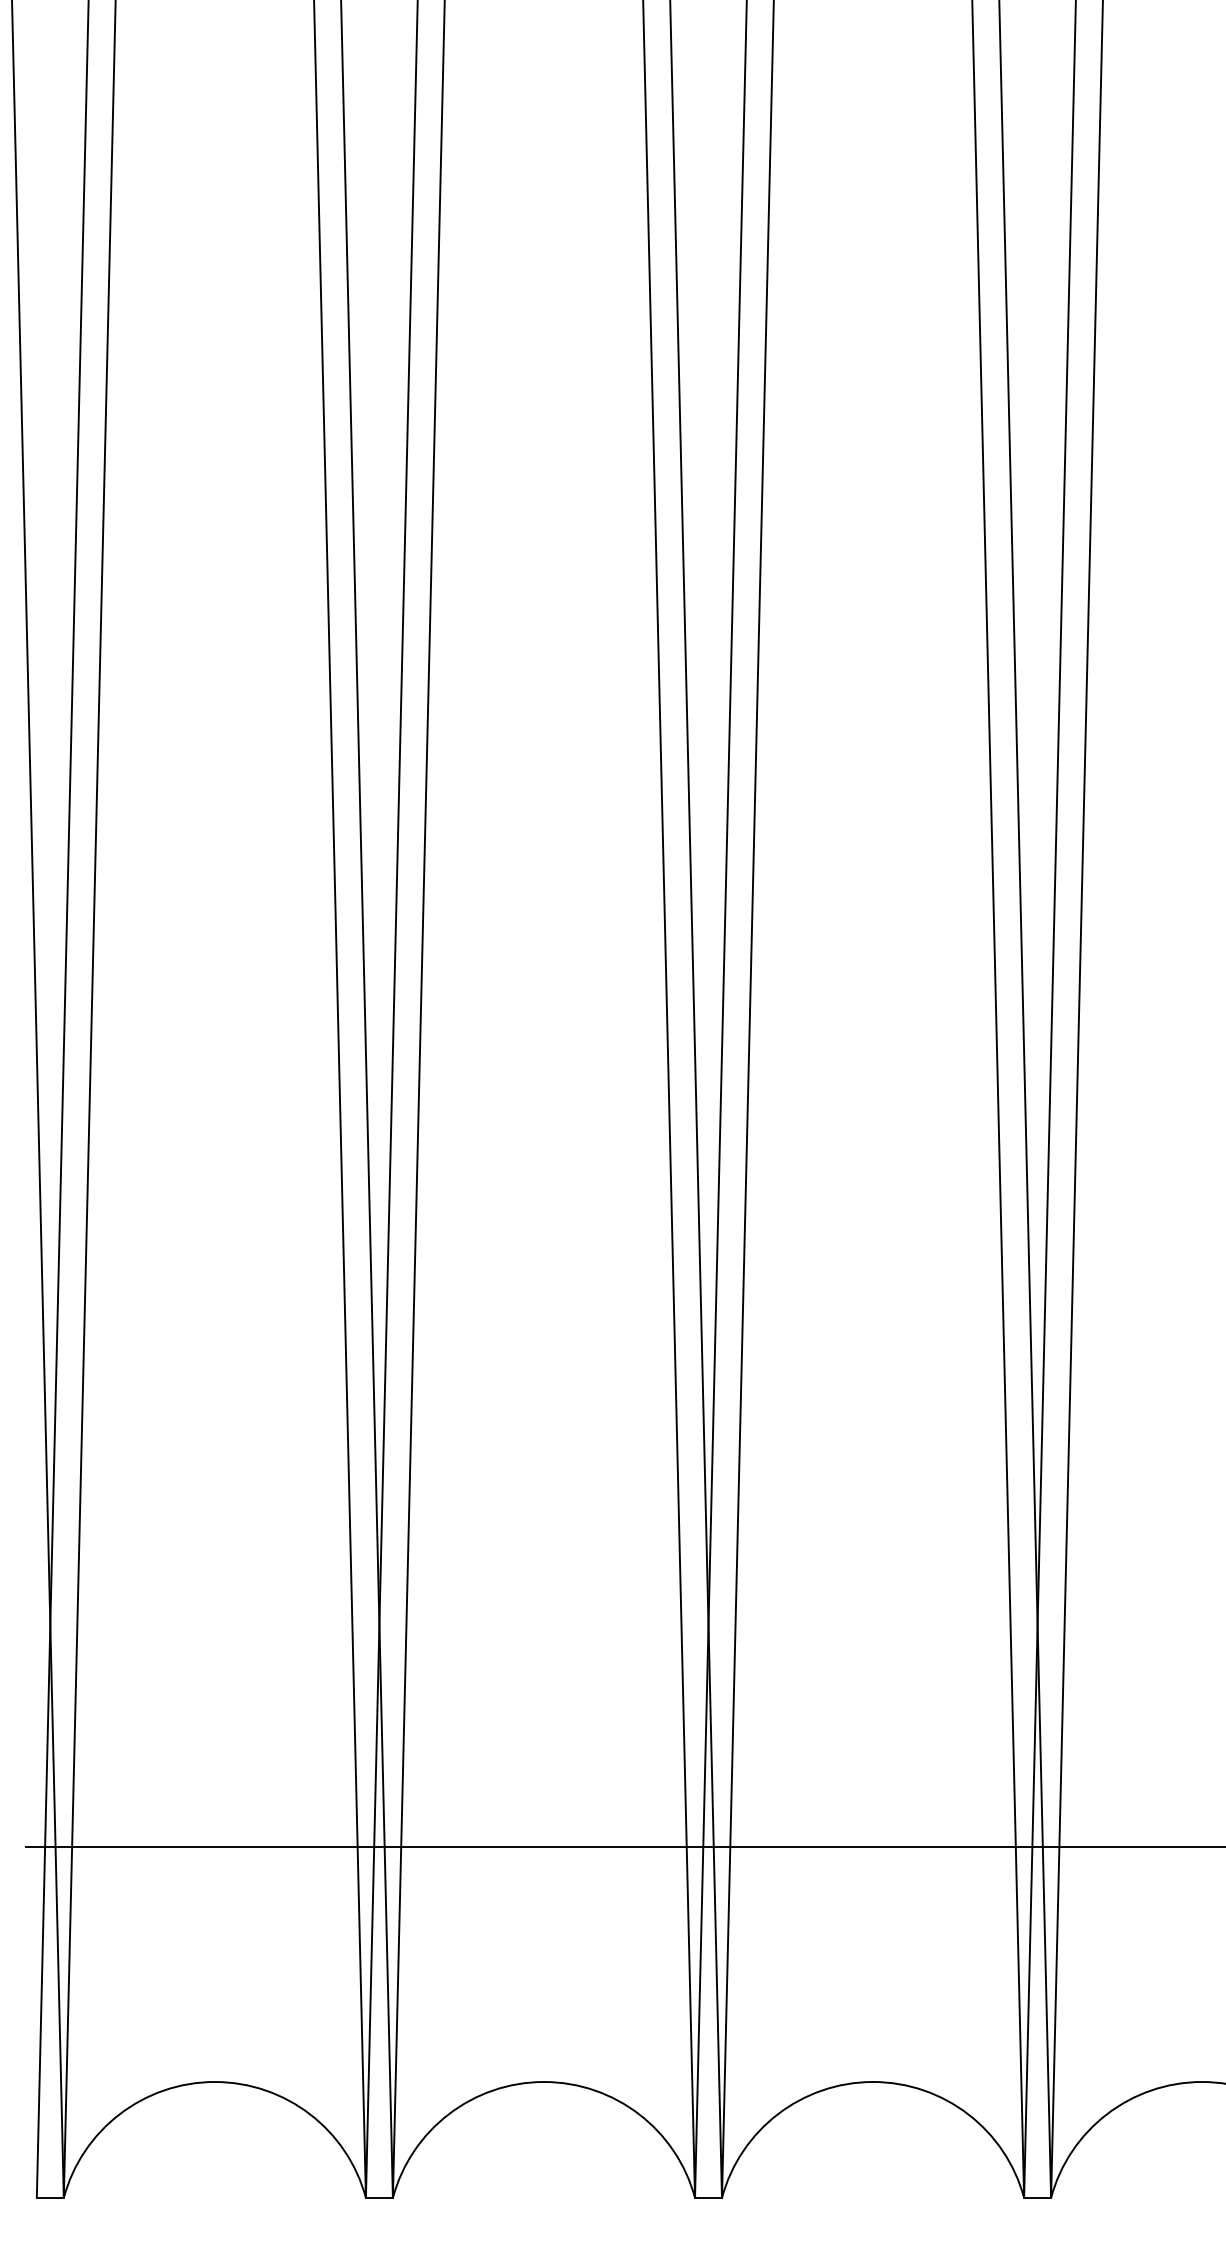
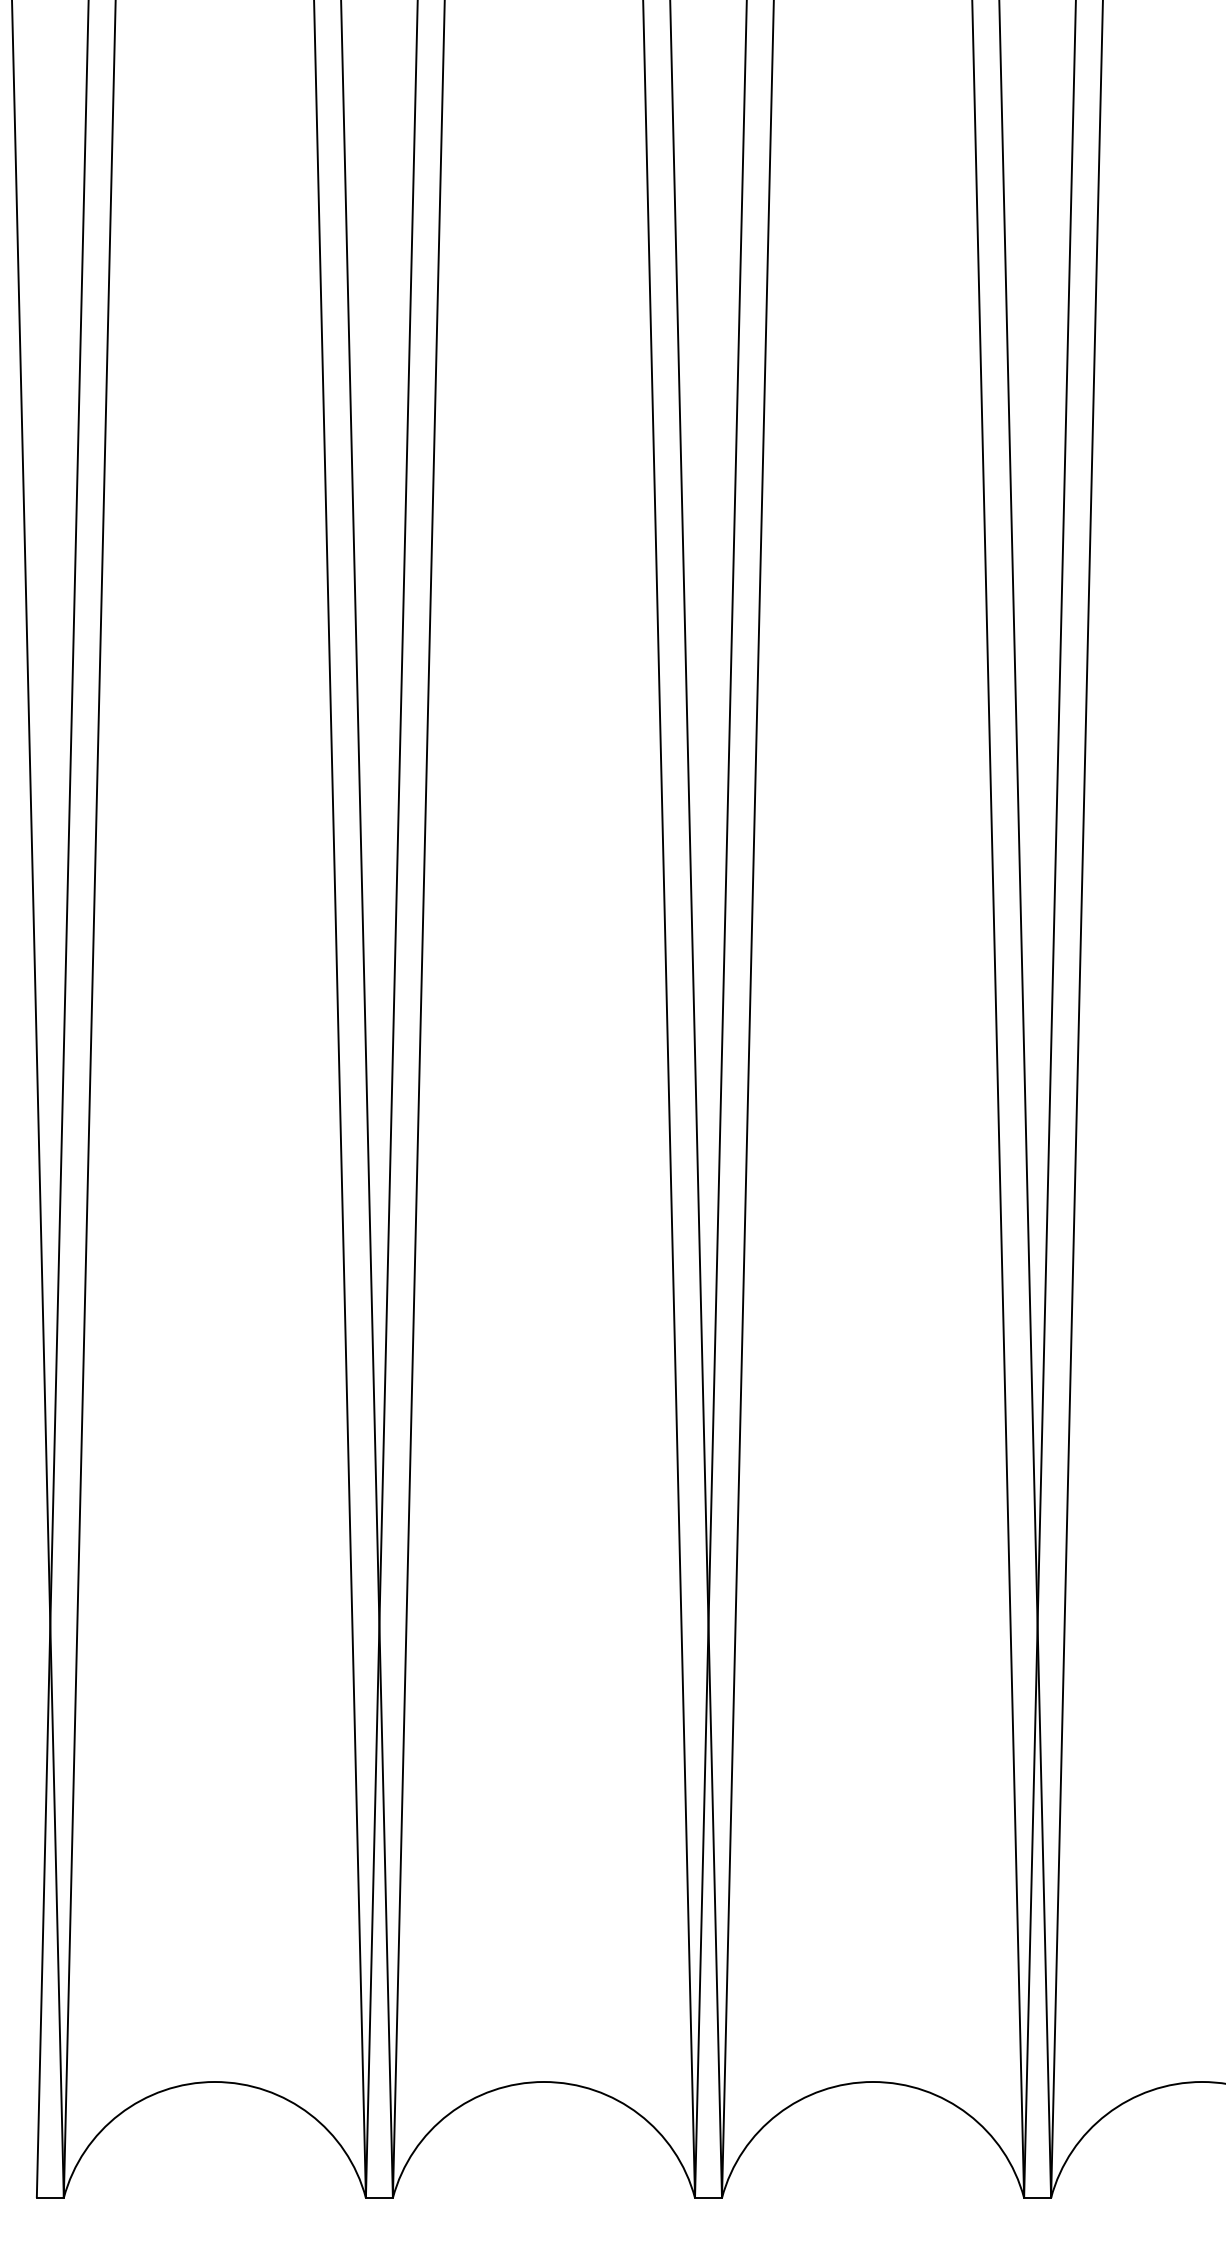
line: present -> none (623, 1847)
